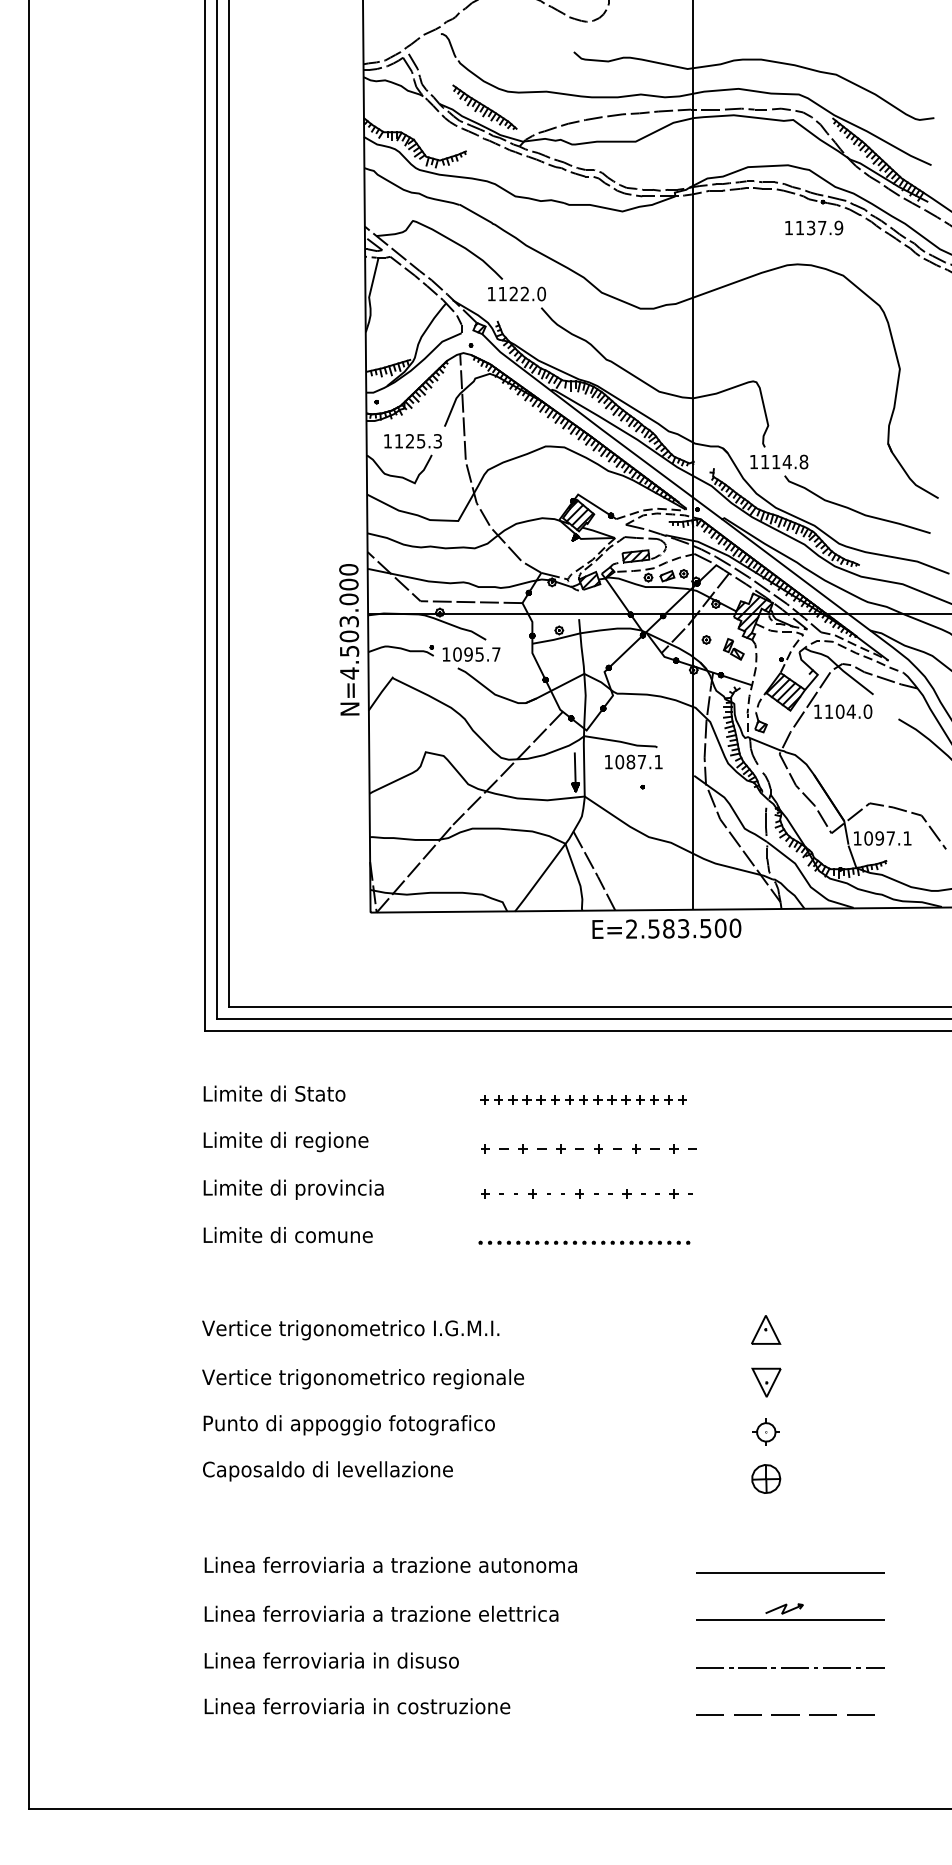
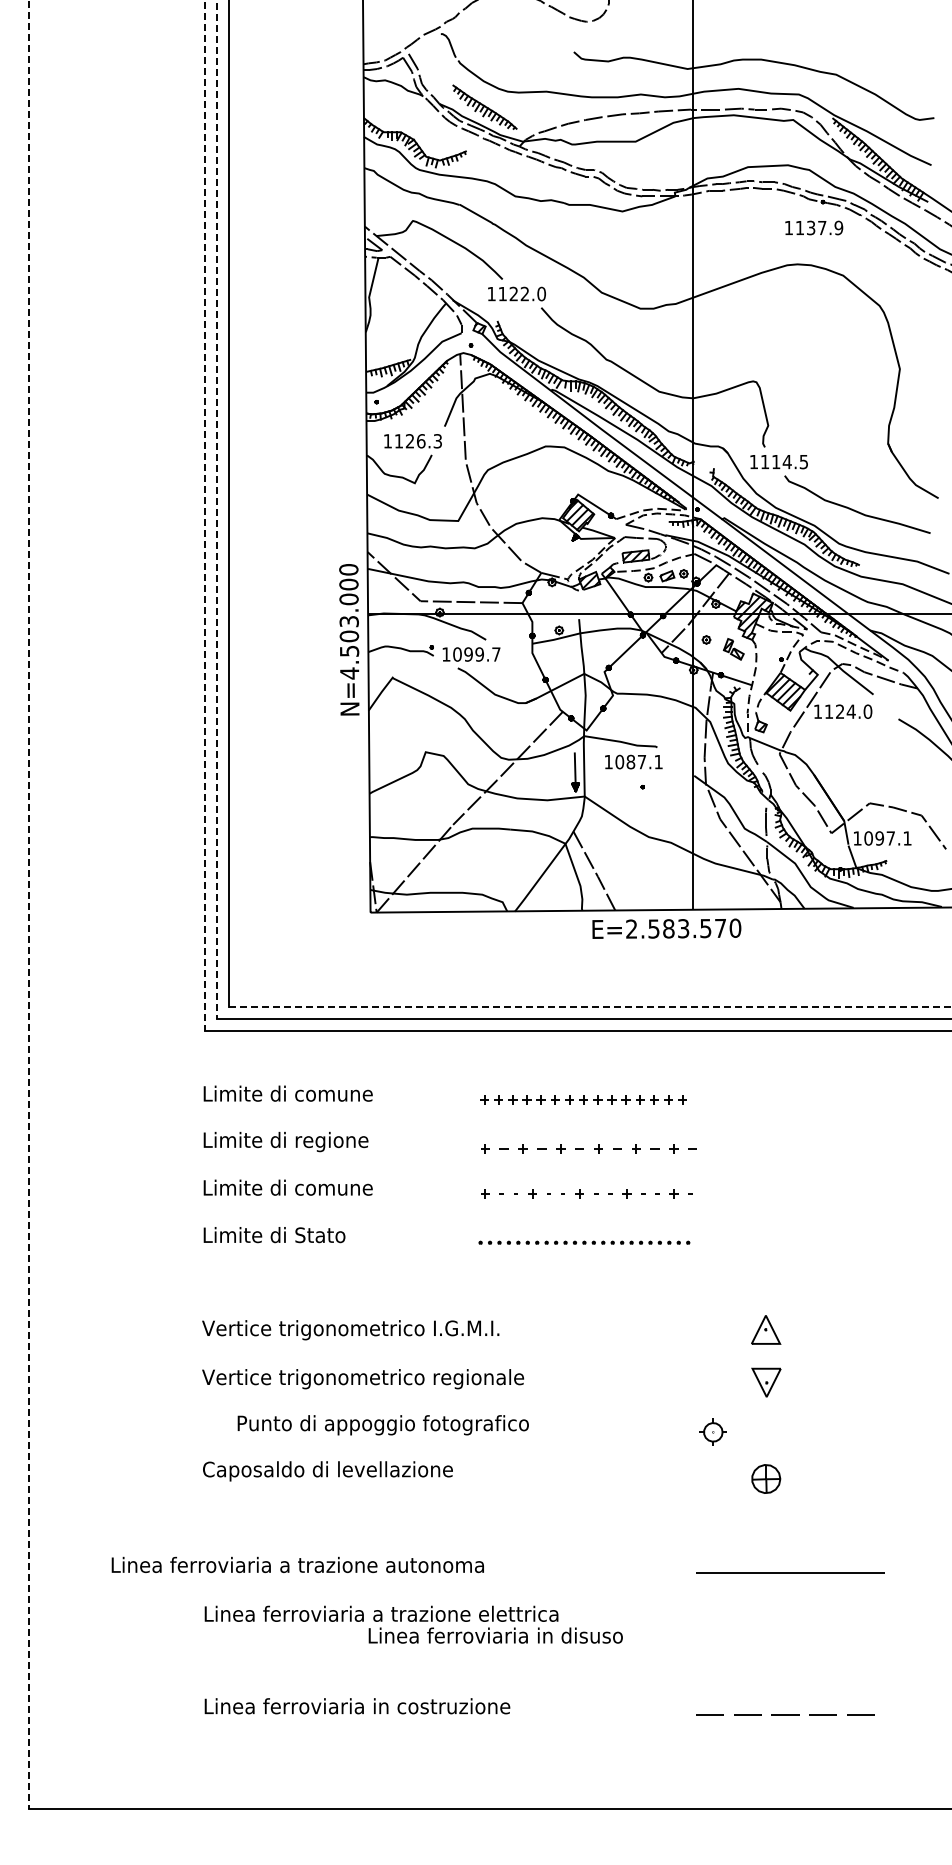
text: 1125.3 -> 1126.3 (421, 441)
text: 1114.8 -> 1114.5 (803, 461)
line: solid -> dashed (217, 509)
line: solid -> dashed (205, 515)
text: 1095.7 -> 1099.7 (479, 654)
text: 1104.0 -> 1124.0 (839, 711)
line: solid -> dashed (28, 904)
text: E=2.583.500 -> E=2.583.570 (720, 928)
line: solid -> dashed (590, 1006)
text: Limite di Stato -> Limite di comune (333, 1093)
text: Limite di provincia -> Limite di comune (339, 1189)
text: Limite di comune -> Limite di Stato (333, 1235)
text position: (348, 1425) -> (382, 1425) (382, 1425)
part position: (765, 1431) -> (712, 1431) (712, 1431)
text position: (390, 1564) -> (297, 1564) (297, 1564)
part: present -> none (790, 1611)
text position: (331, 1660) -> (495, 1635) (495, 1635)
line: present -> none (790, 1667)
